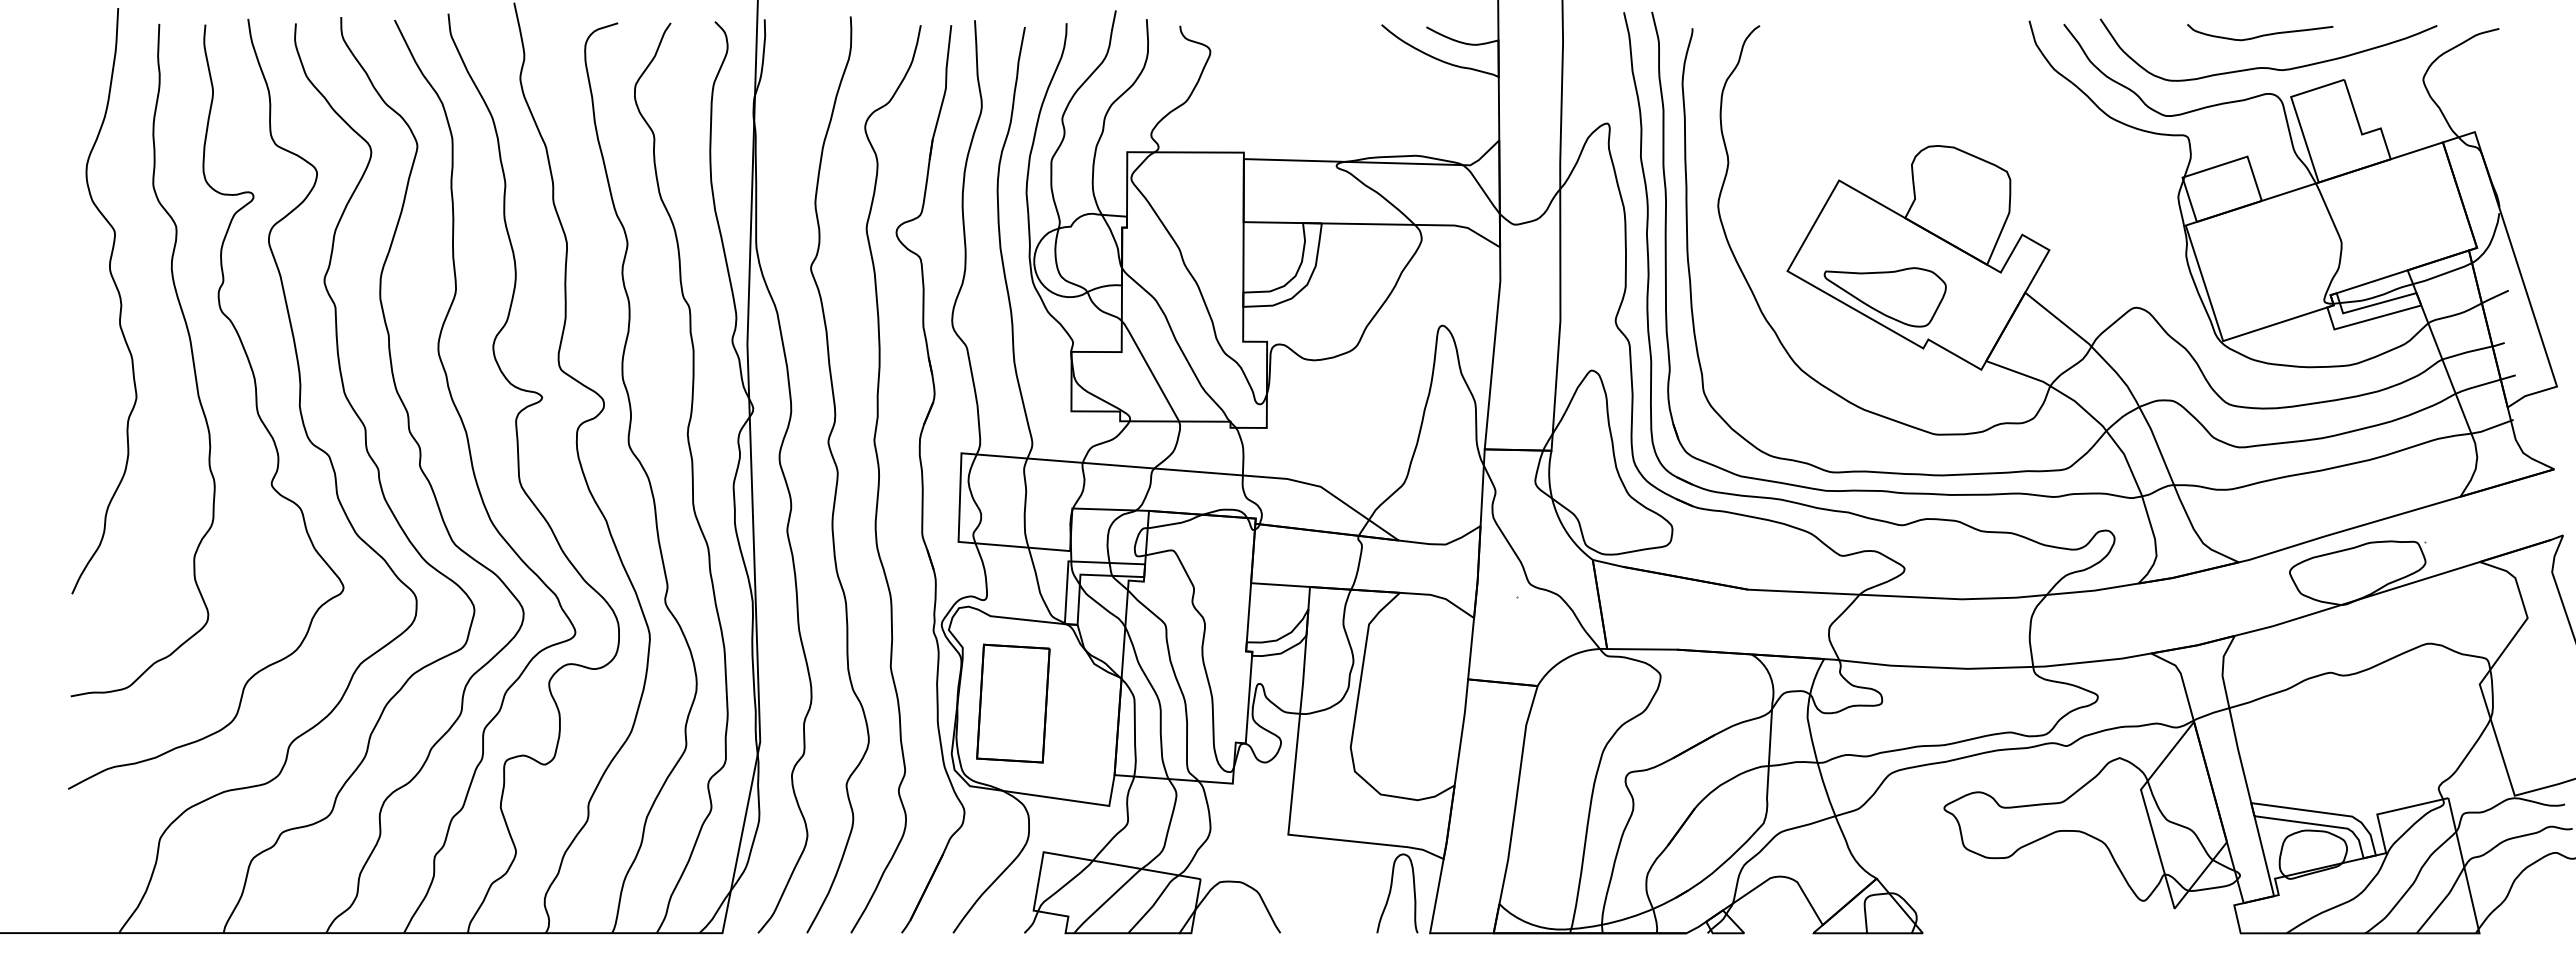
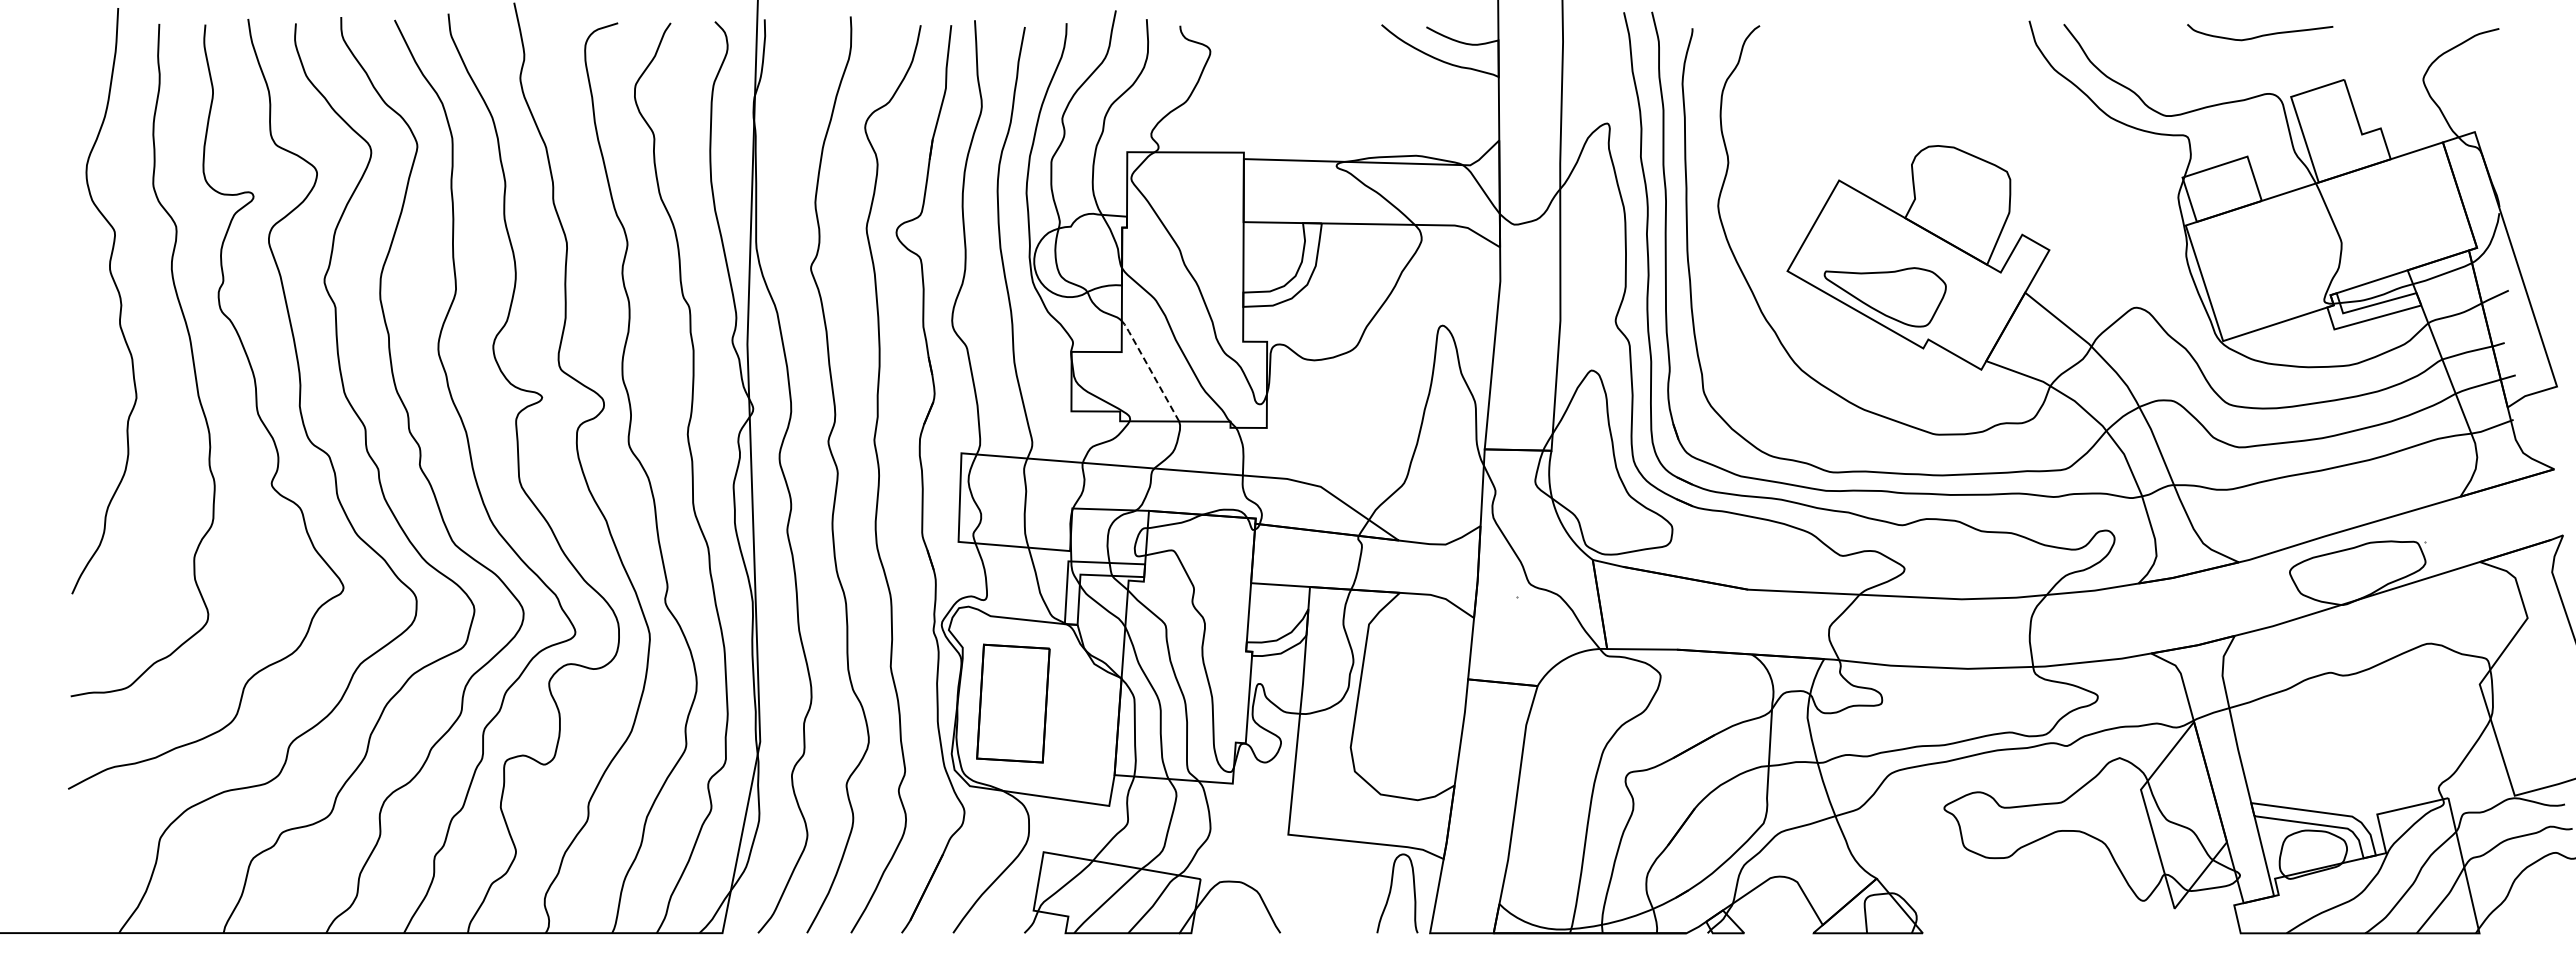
curve: present -> none (2268, 67)
line: solid -> dashed (1149, 369)
